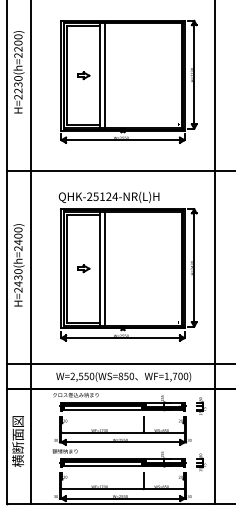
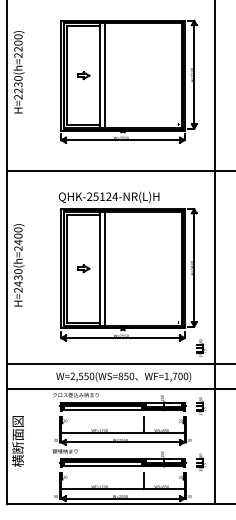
line: present -> none (31, 253)
part: none -> present (201, 347)
